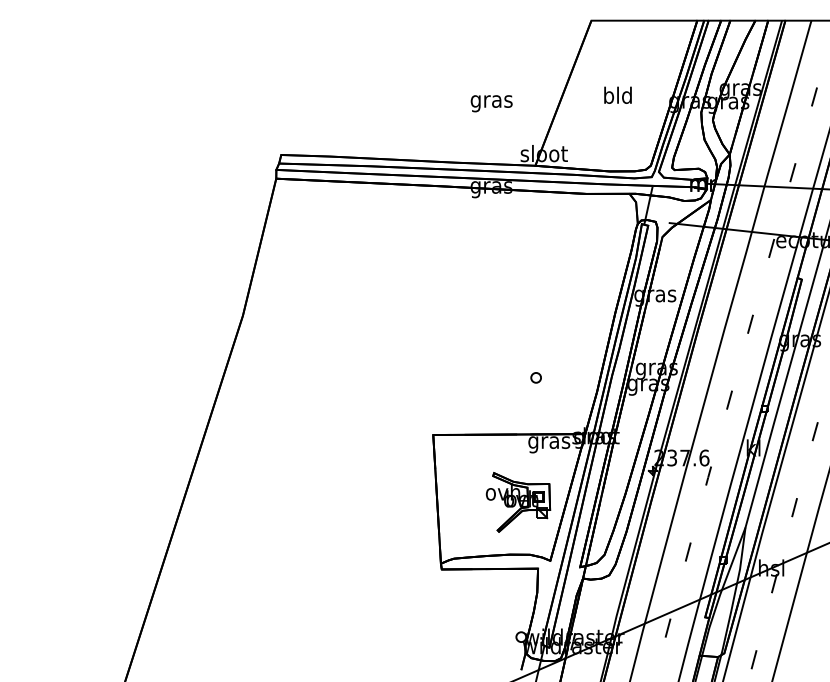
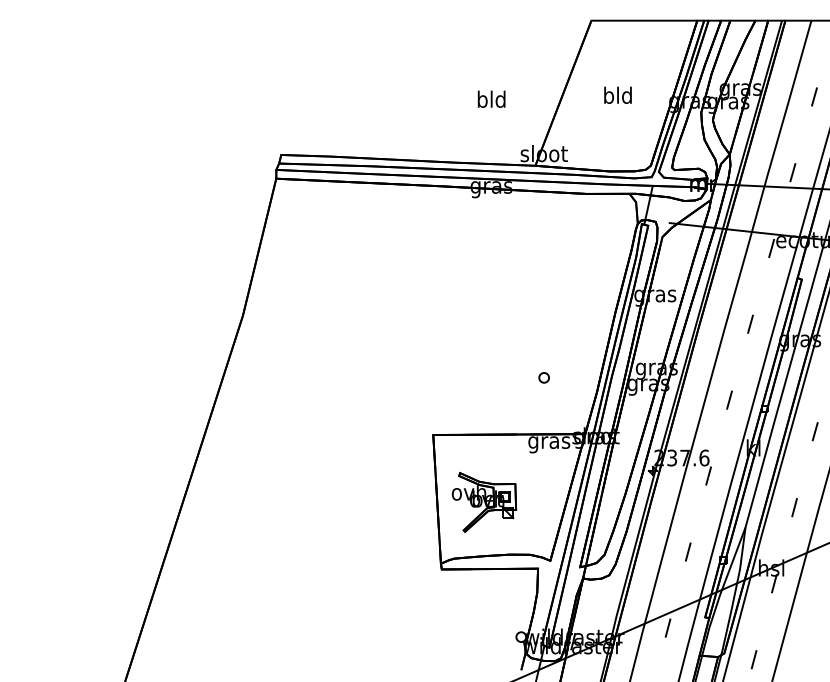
text: gras -> bld (491, 101)
part position: (535, 377) -> (543, 377) (543, 377)
part position: (518, 502) -> (484, 502) (484, 502)
